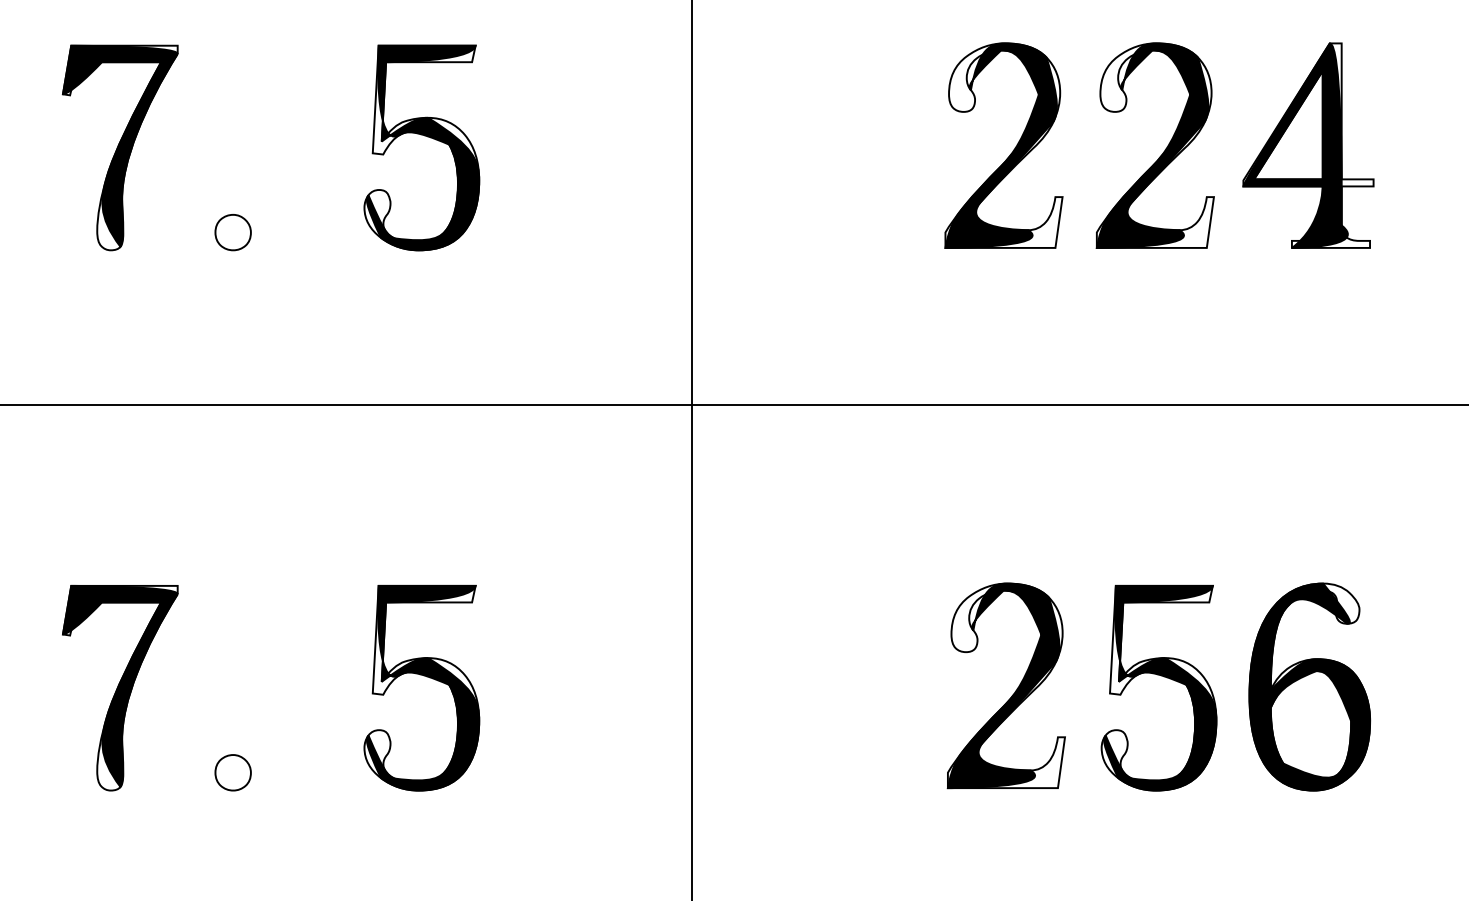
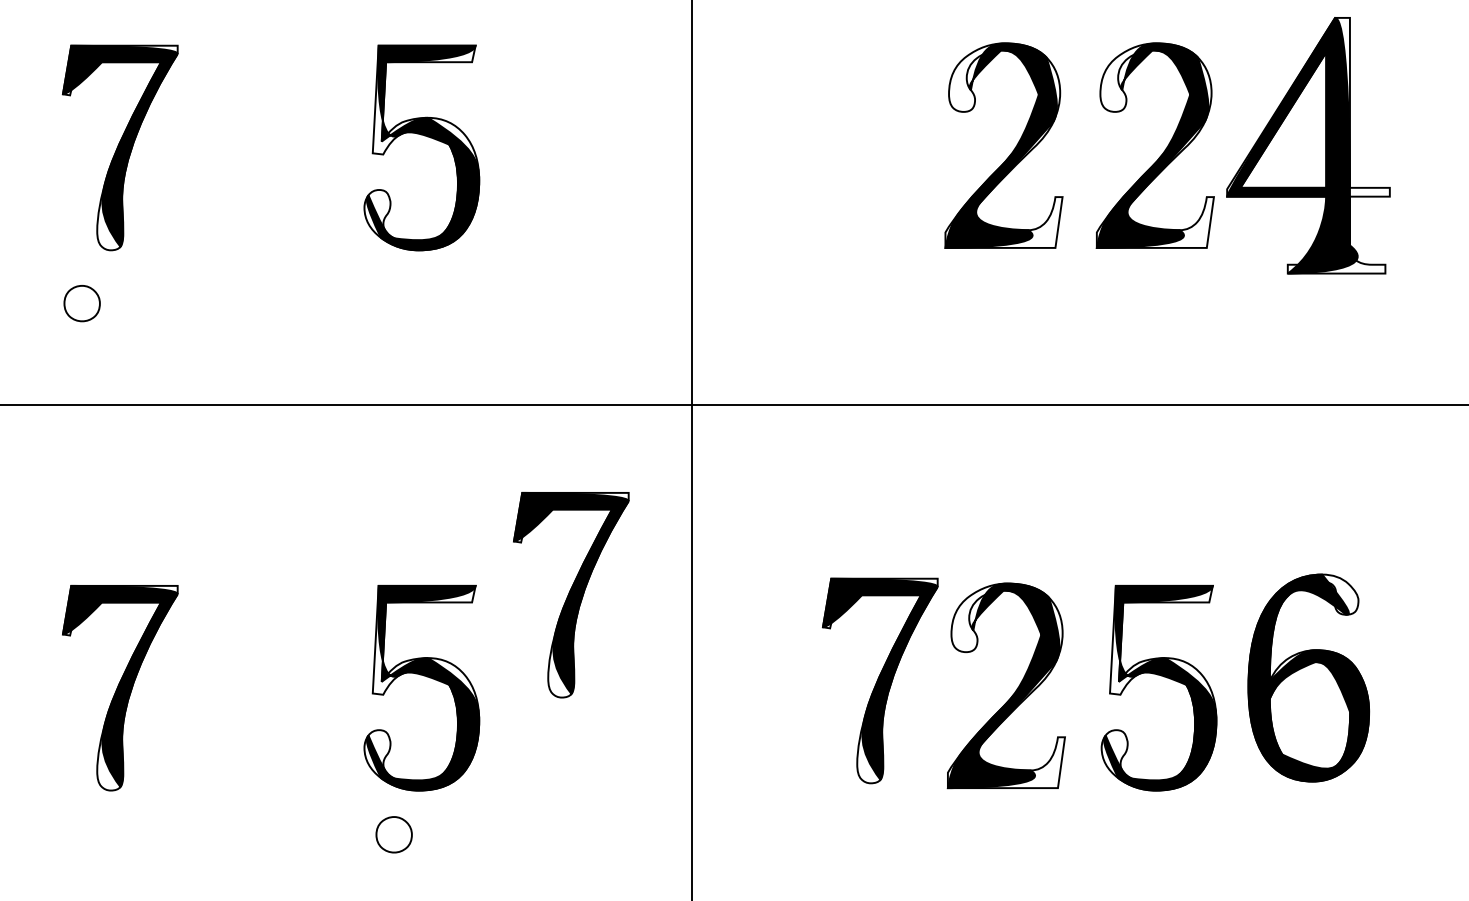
part size: 133x207 px -> 165x258 px (1308, 145)
part position: (232, 232) -> (81, 303) (81, 303)
part: none -> present (571, 595)
part: none -> present (880, 680)
part position: (1309, 686) -> (1308, 677) (1308, 677)
part position: (232, 772) -> (393, 834) (393, 834)
